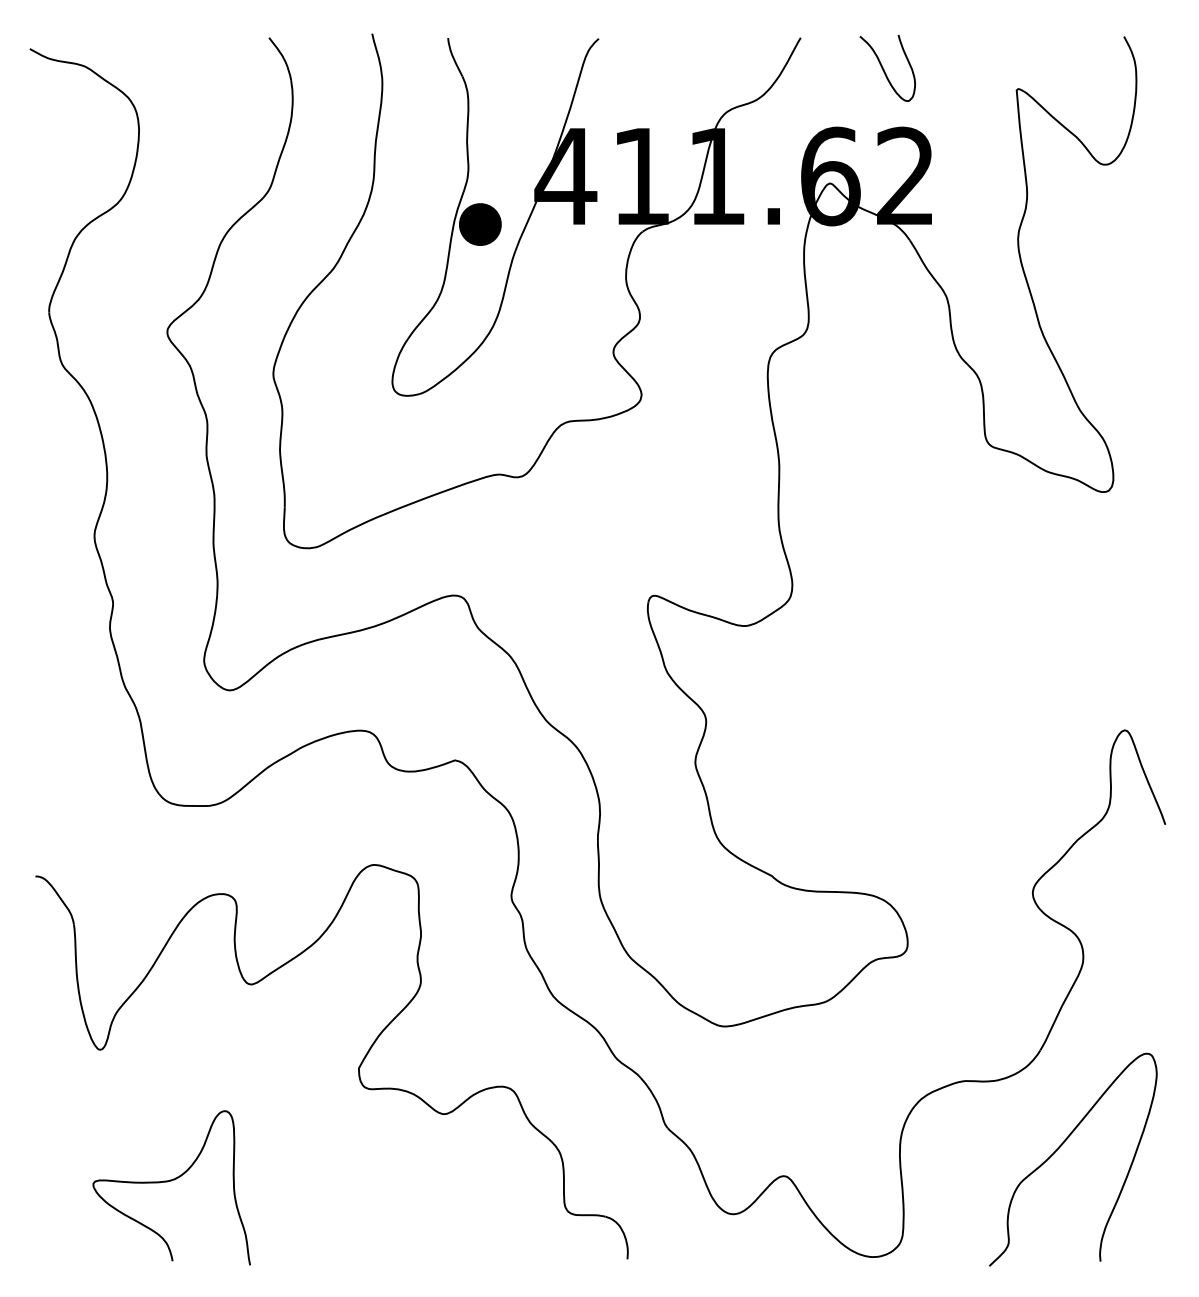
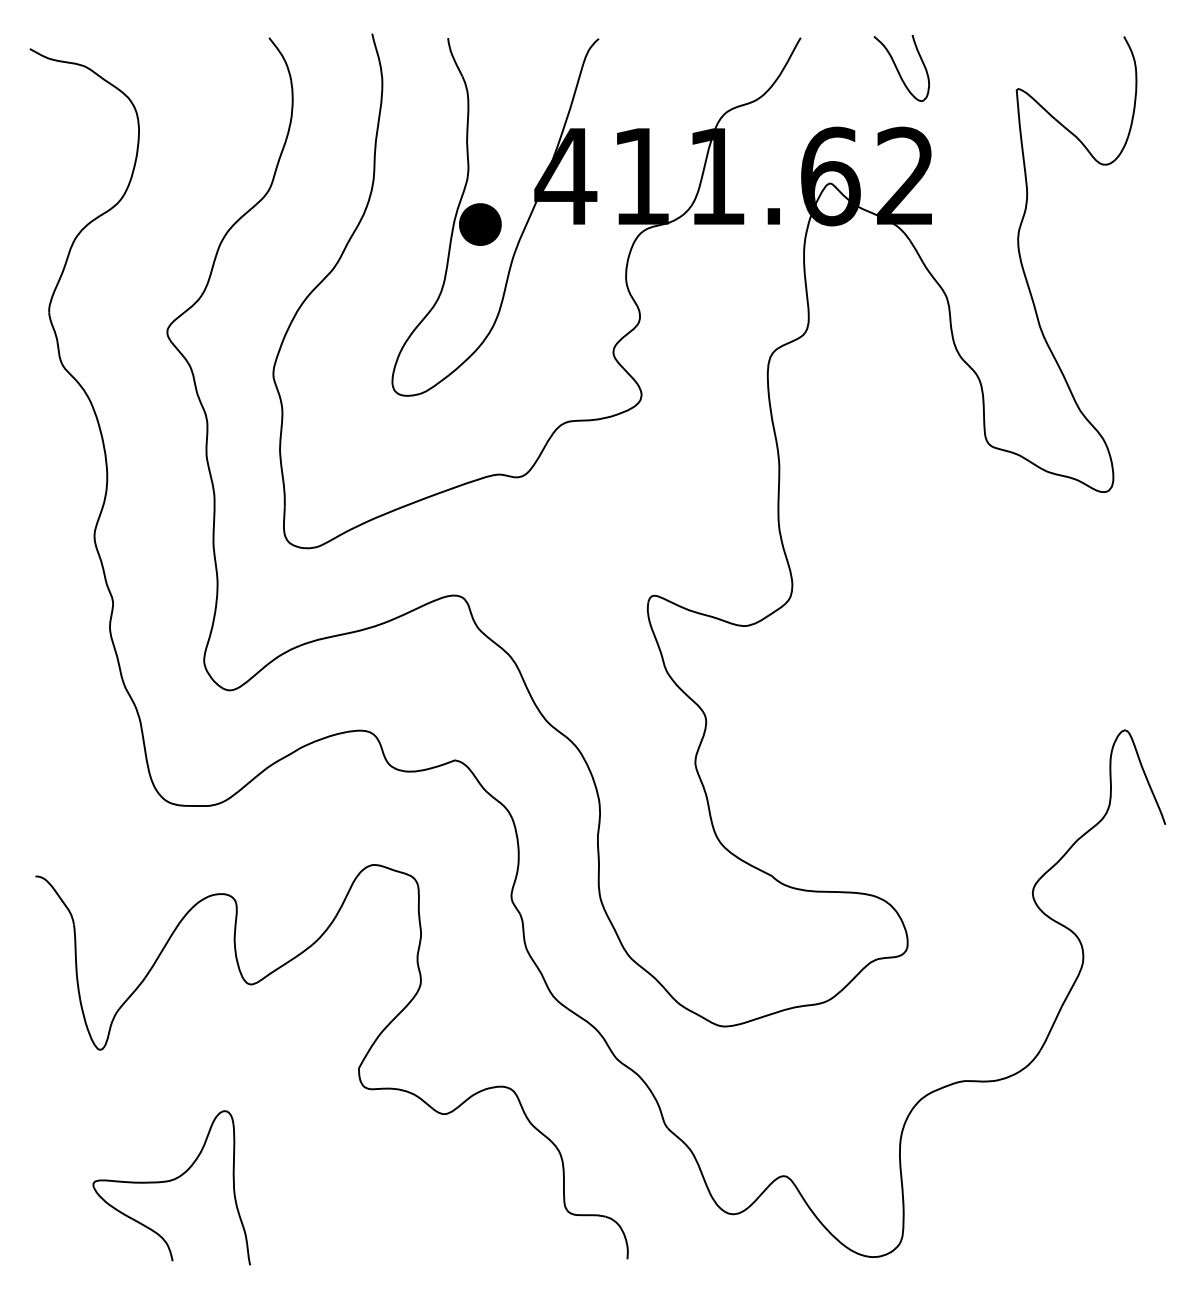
curve position: (884, 69) -> (898, 69) (898, 69)
curve: present -> none (1061, 1146)
